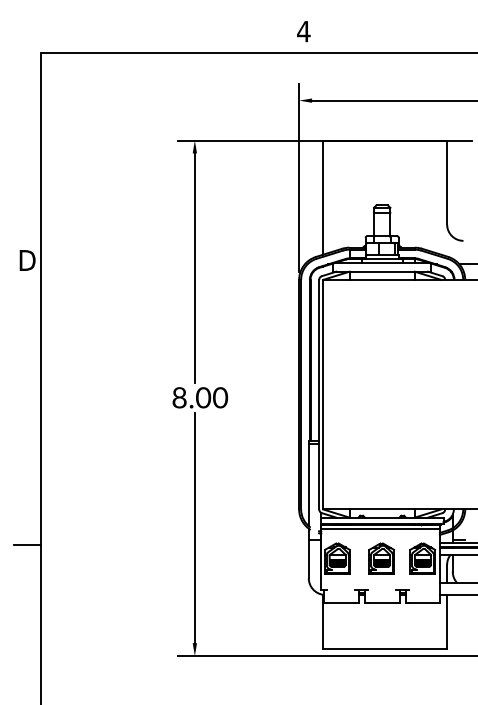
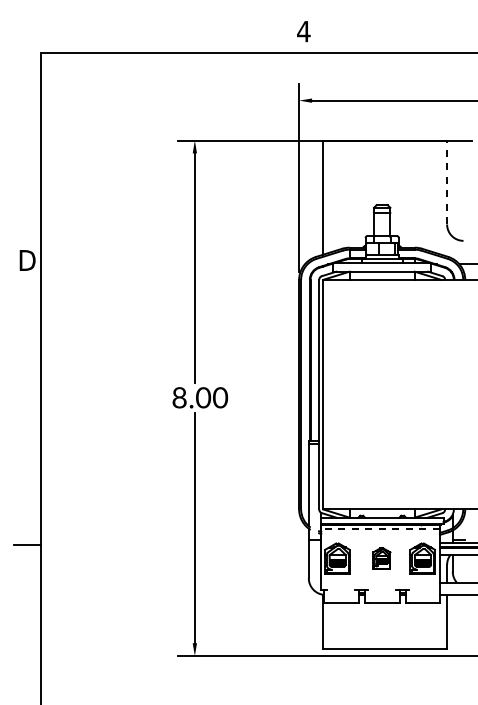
line: solid -> dashed (447, 182)
line: solid -> dashed (380, 529)
part size: 28x33 px -> 20x23 px (381, 558)
